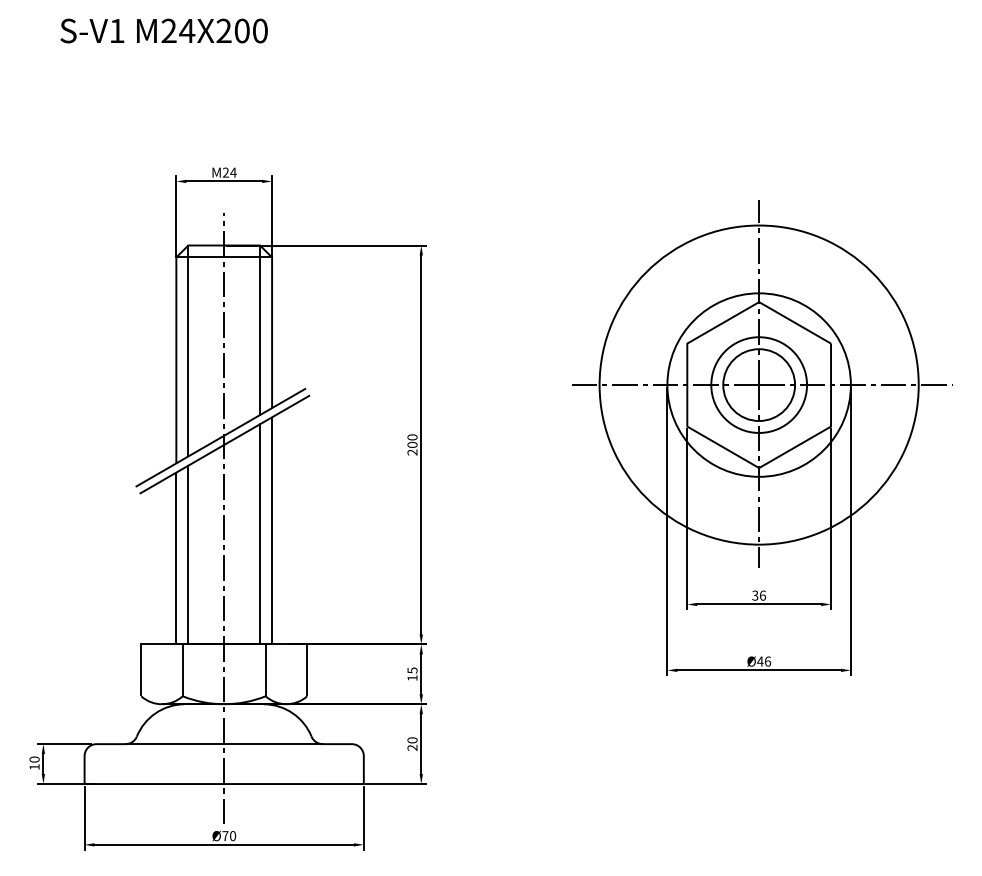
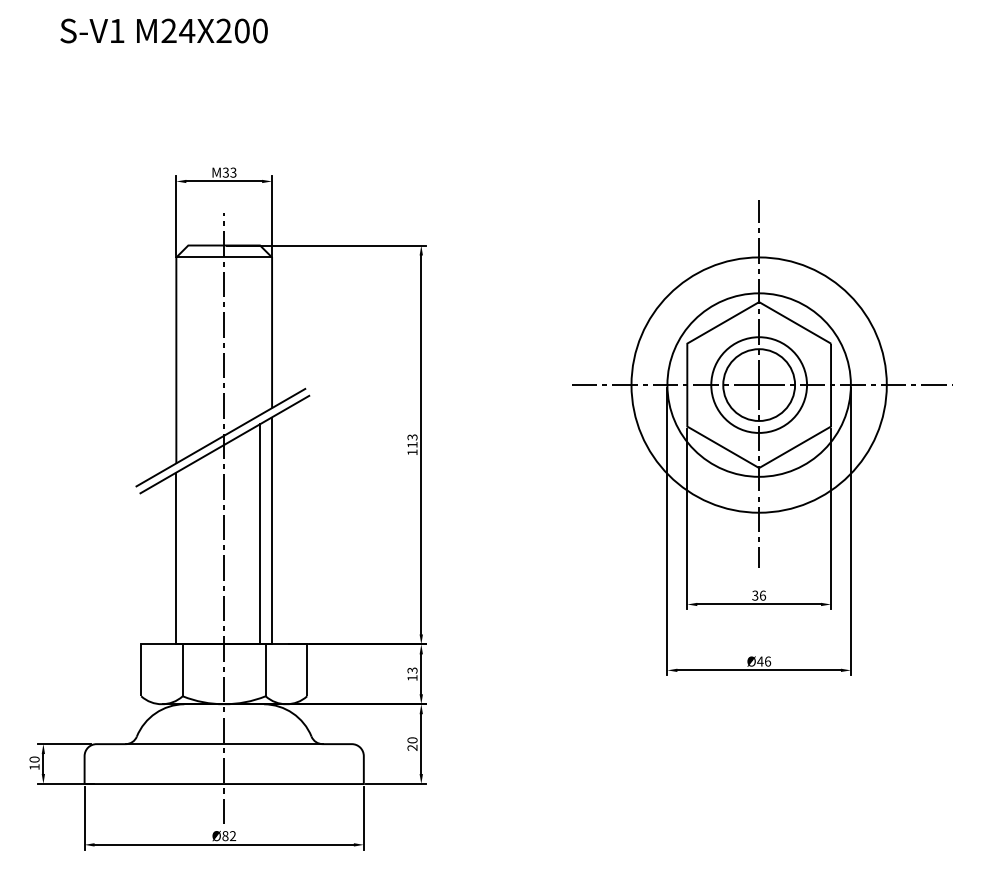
text: 24 -> 33 (229, 172)
line: present -> none (260, 330)
line: present -> none (188, 350)
circle diameter: 319 px -> 255 px (758, 384)
text: 200 -> 113 (412, 444)
line: present -> none (188, 554)
text: 15 -> 13 (411, 670)
text: Ø70 -> Ø82 (229, 836)
